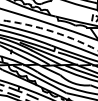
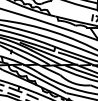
arc: dashed -> solid (50, 31)
